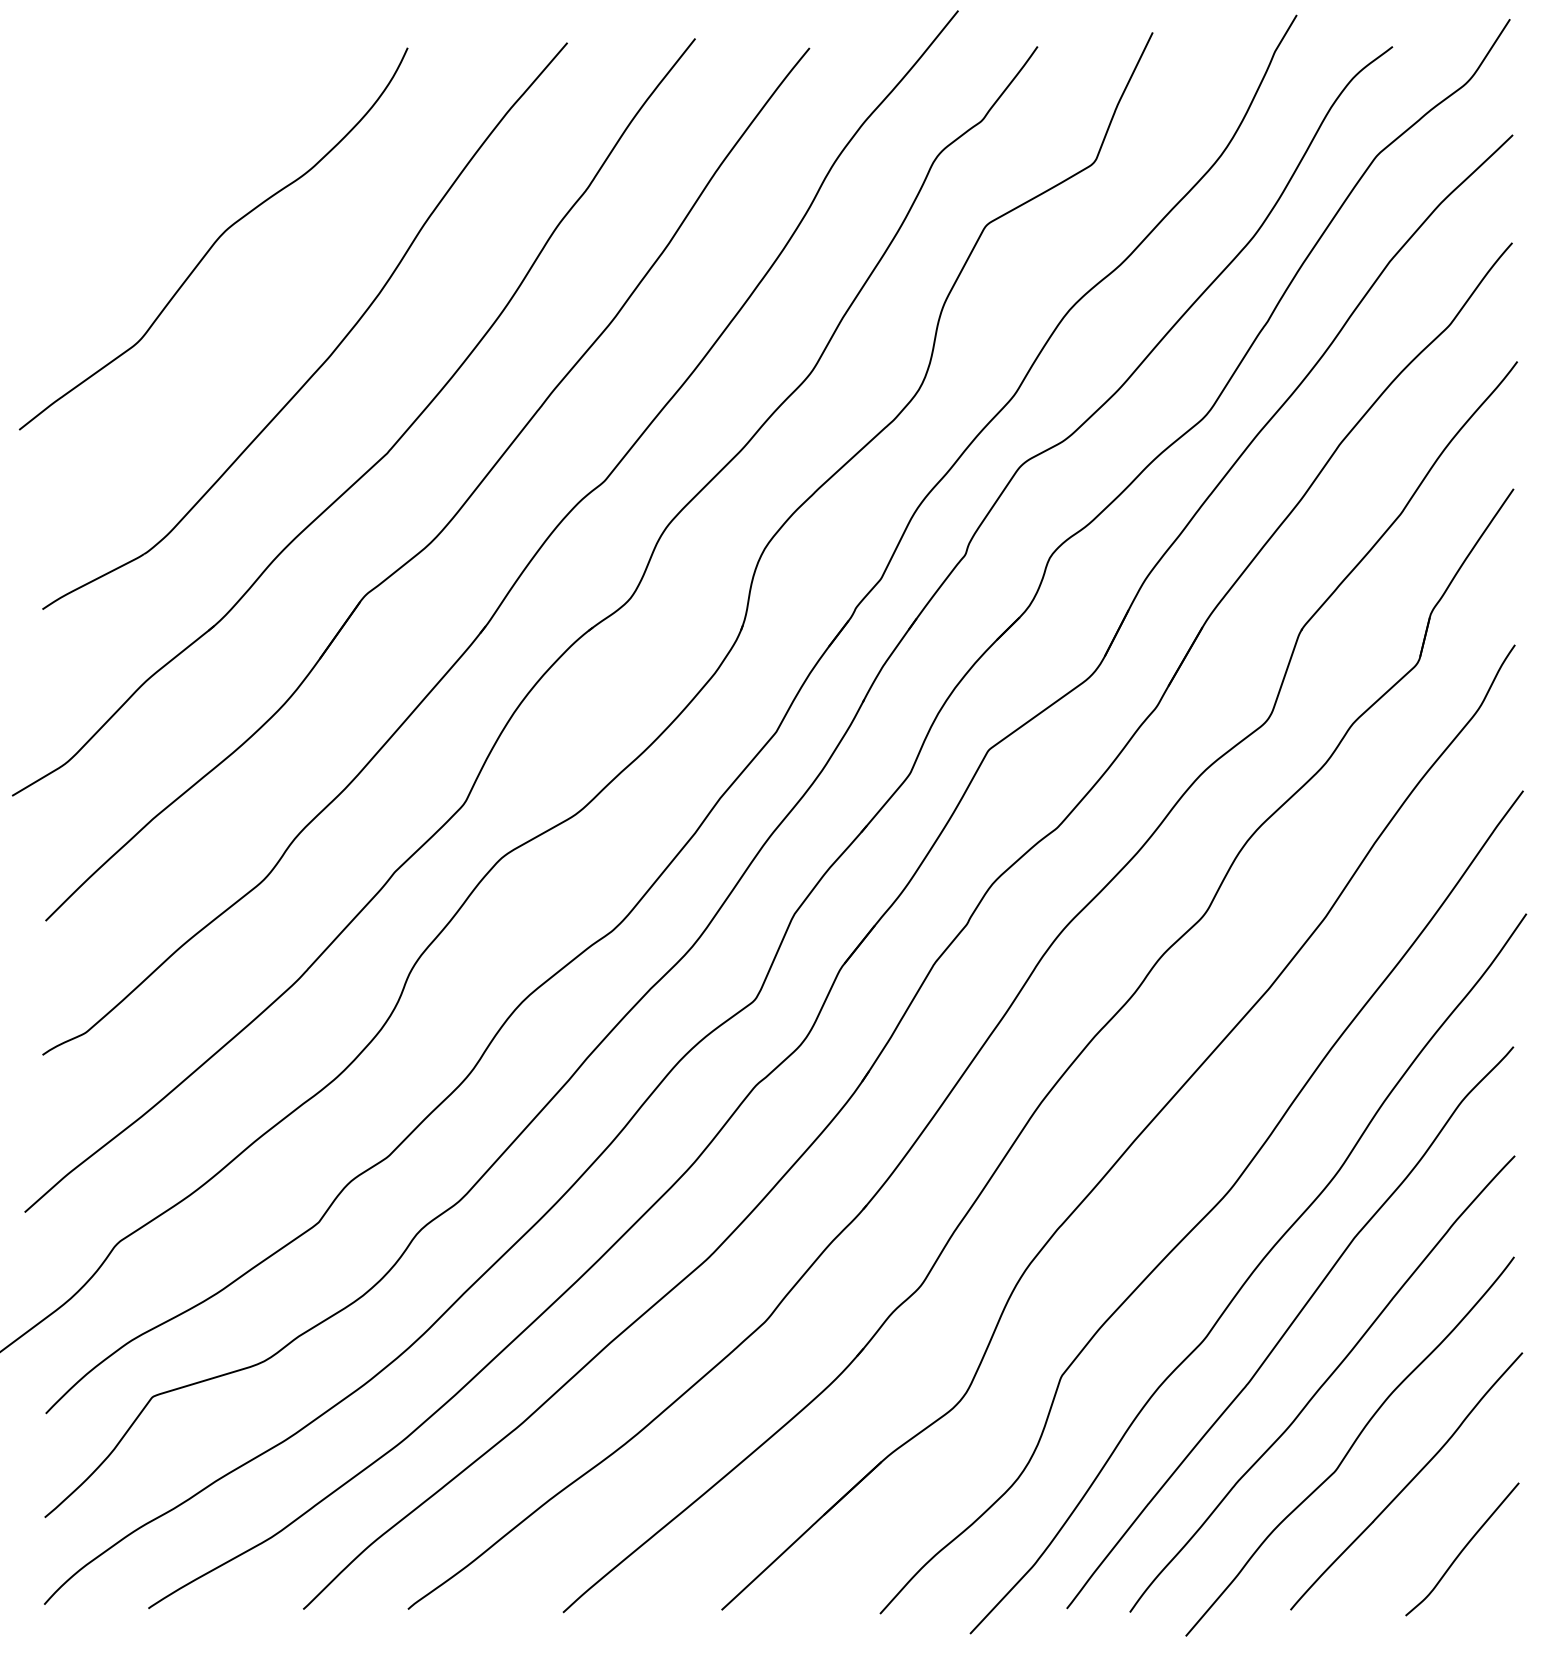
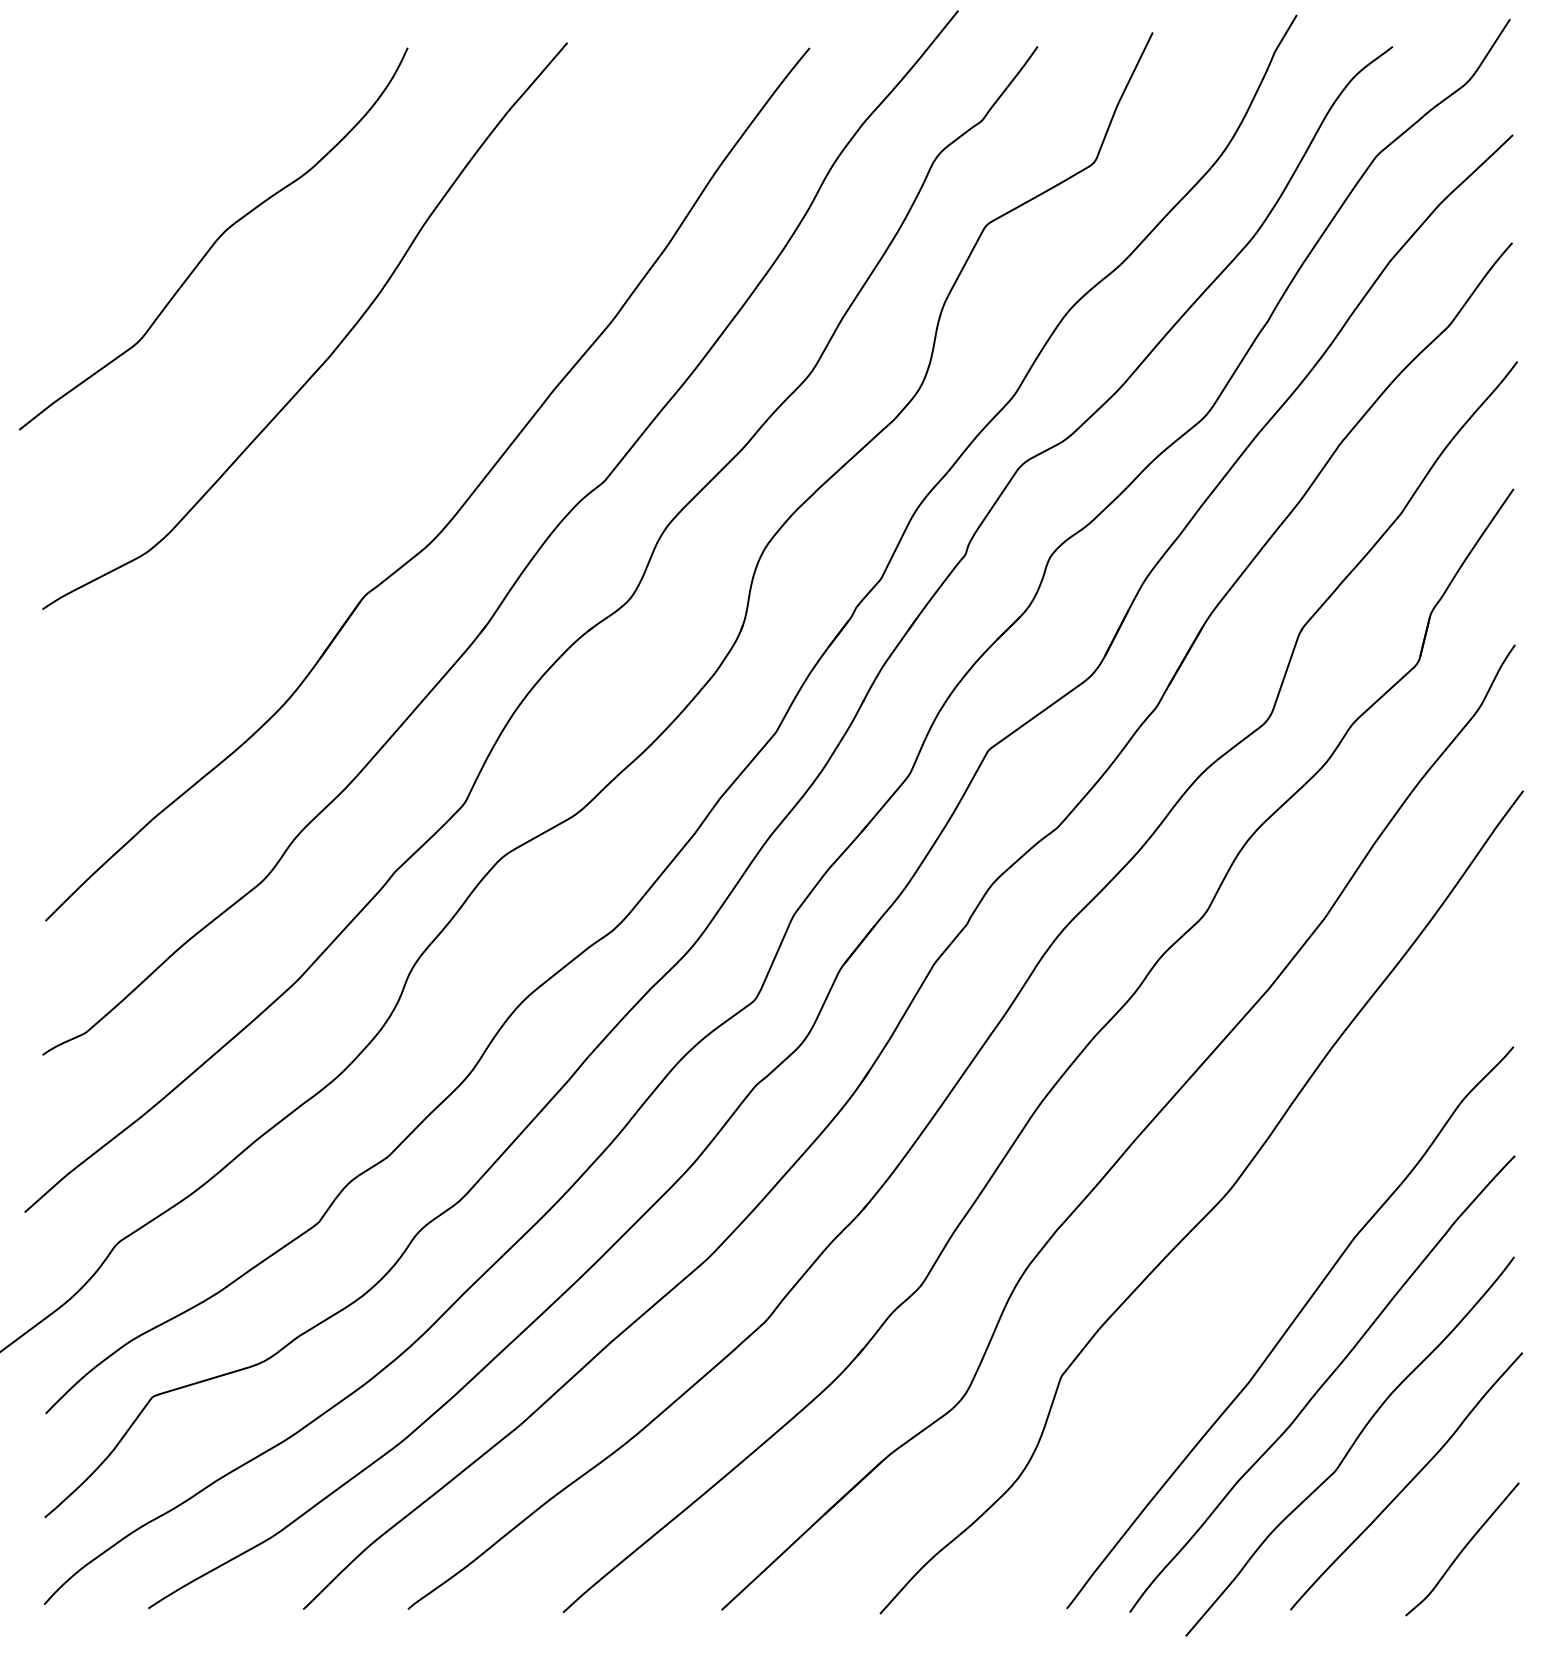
part: present -> none (391, 446)
curve: present -> none (1250, 1273)
